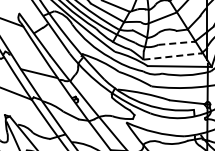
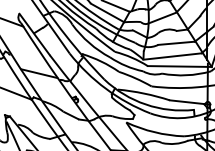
line: dashed -> solid (177, 43)
line: dashed -> solid (173, 56)
